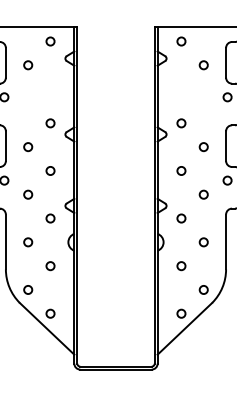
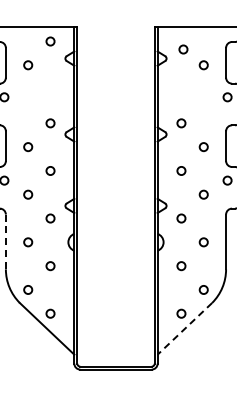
circle position: (181, 41) -> (183, 49) (183, 49)
line: solid -> dashed (5, 242)
line: solid -> dashed (184, 328)
